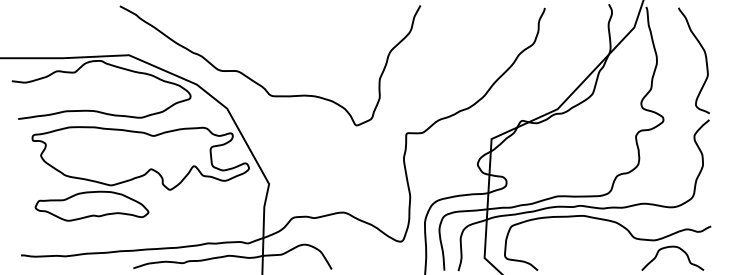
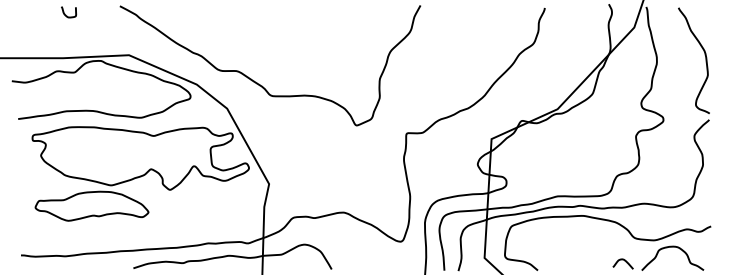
curve: none -> present (67, 15)
curve: none -> present (624, 261)
